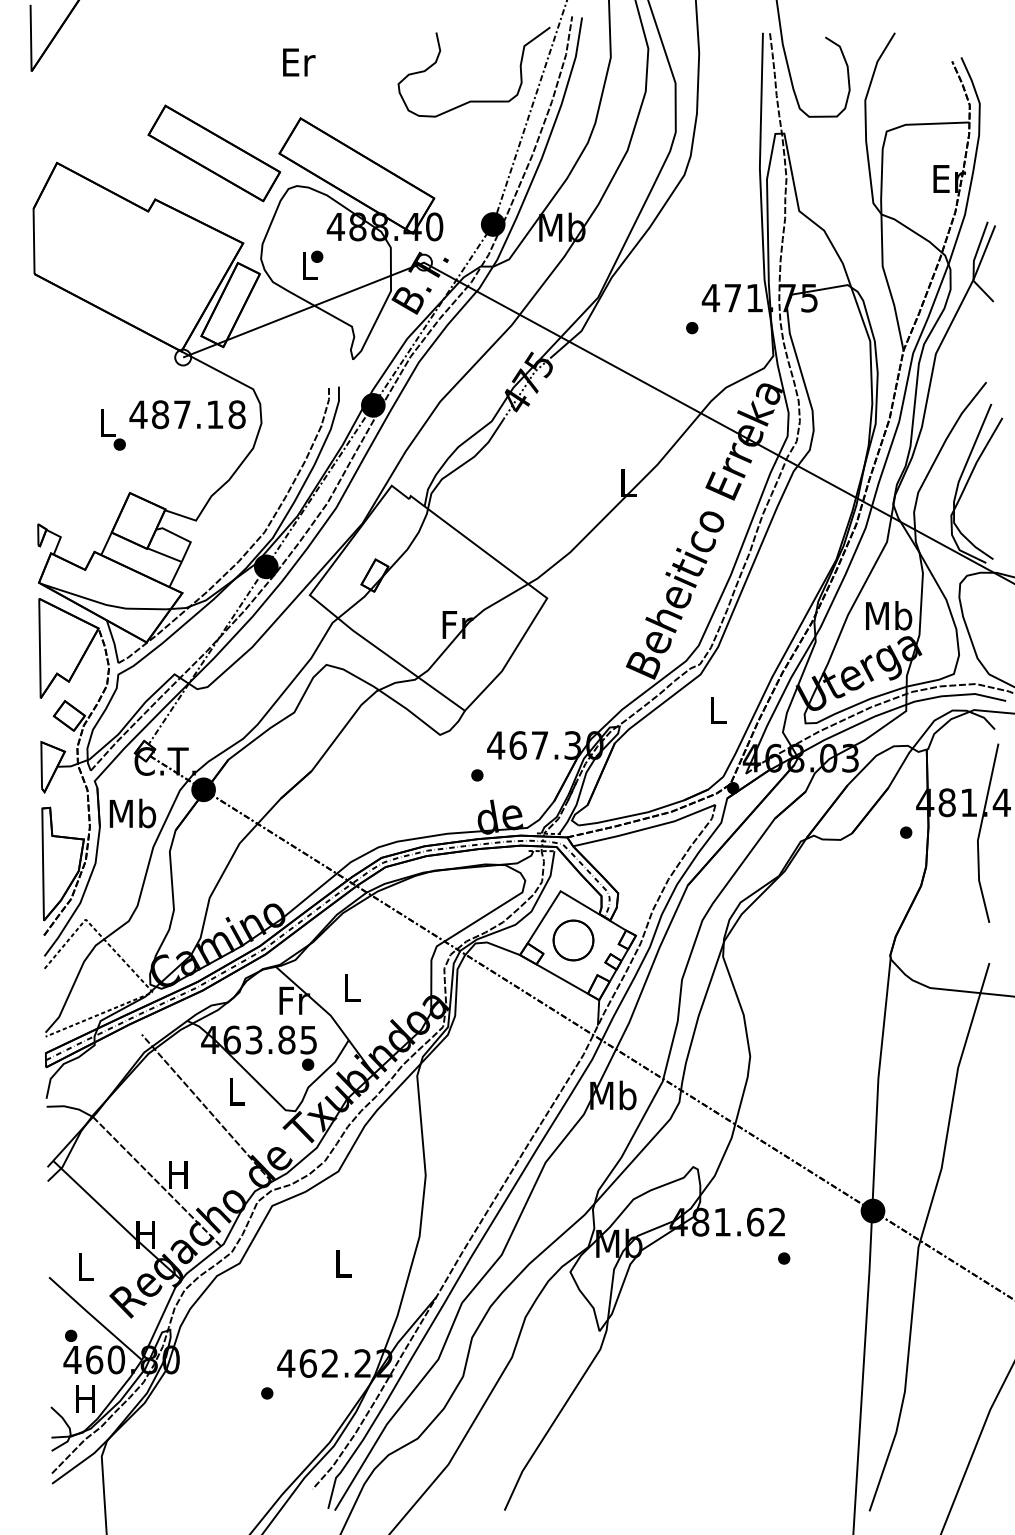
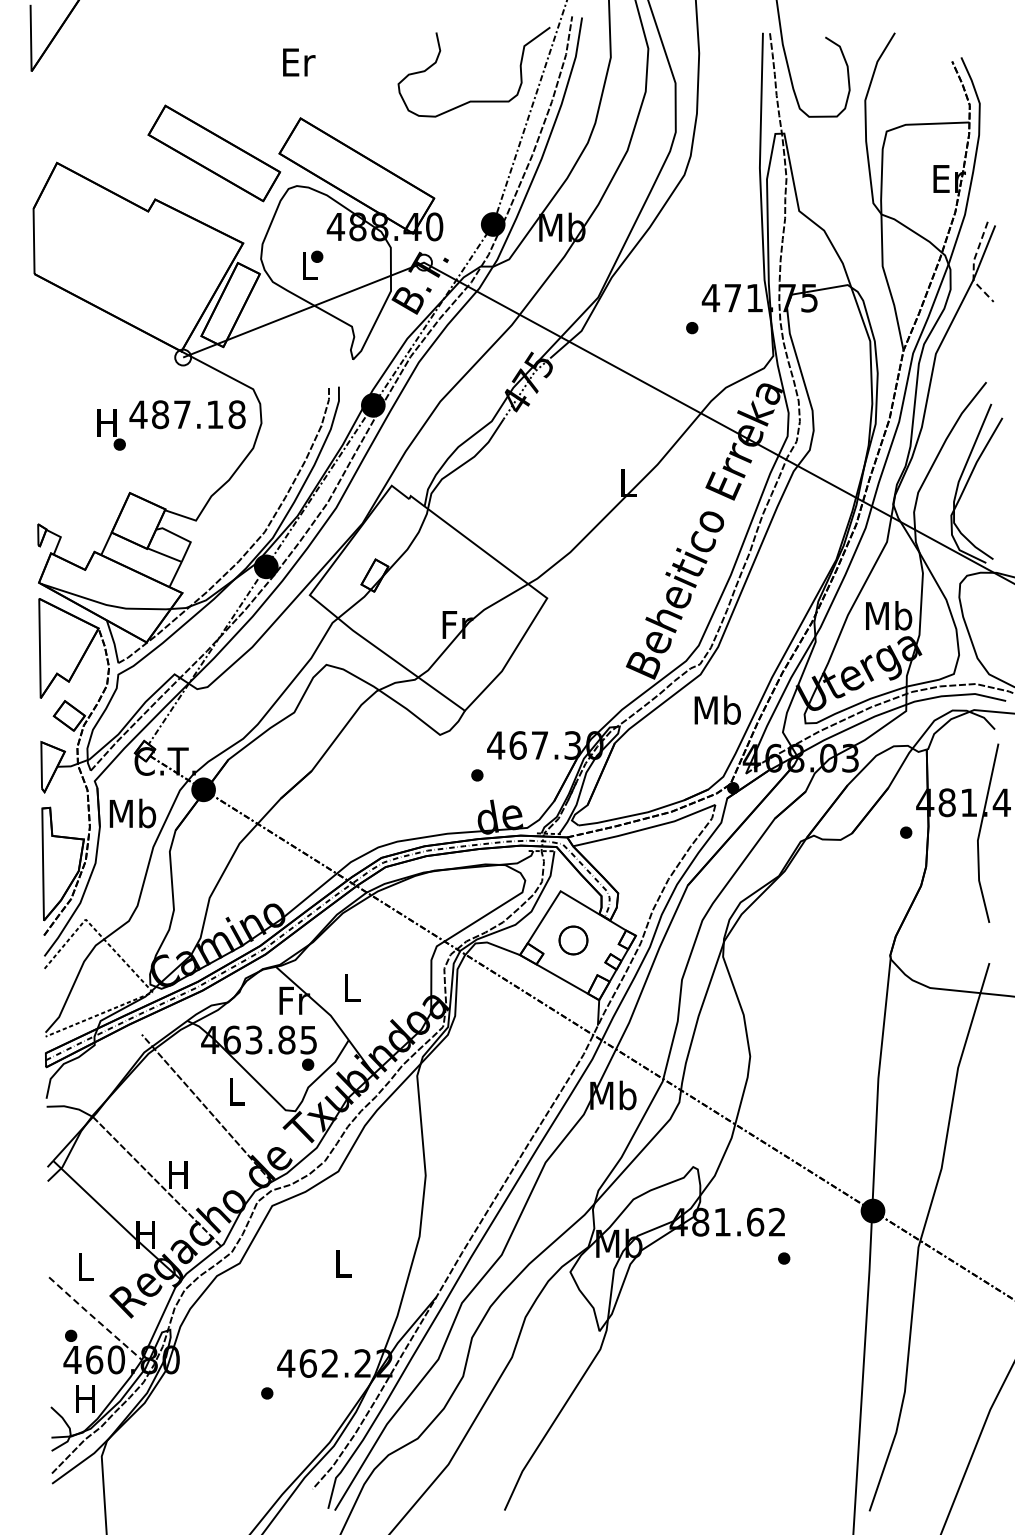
line: solid -> dashed (973, 264)
text: L -> H (106, 422)
text: L -> Mb (717, 709)
part size: 43x43 px -> 31x31 px (573, 940)
line: solid -> dashed (95, 1318)
